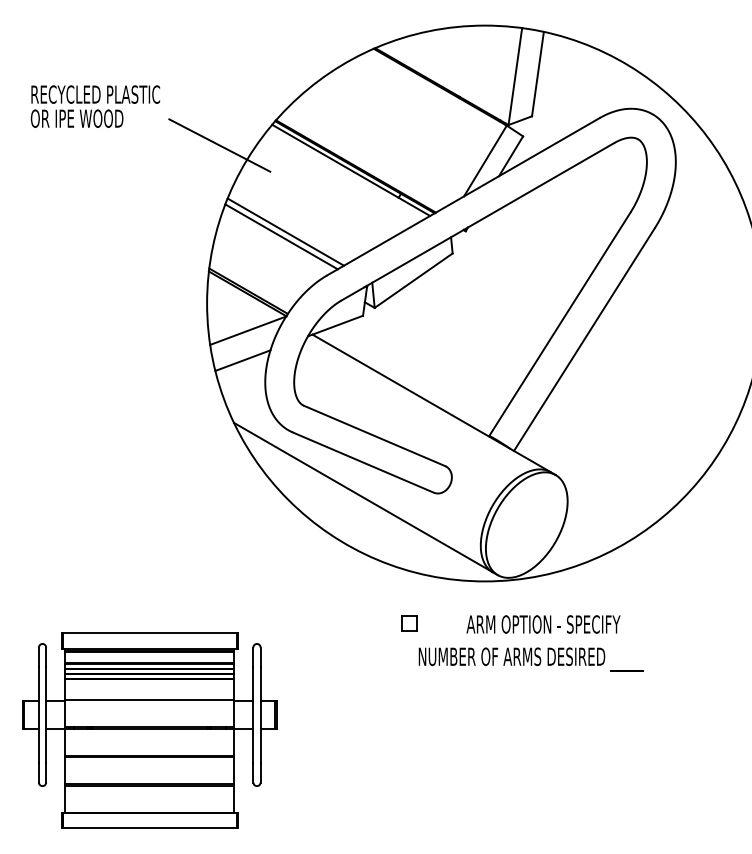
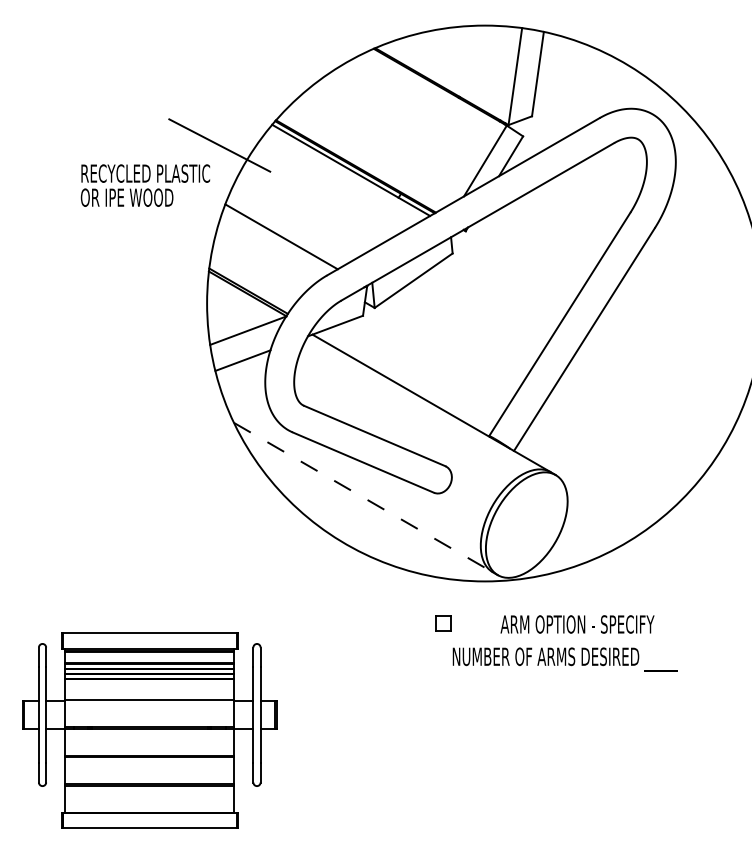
text position: (95, 106) -> (145, 185) (145, 185)
line: present -> none (285, 231)
line: solid -> dashed (363, 497)
part position: (522, 643) -> (556, 643) (556, 643)
